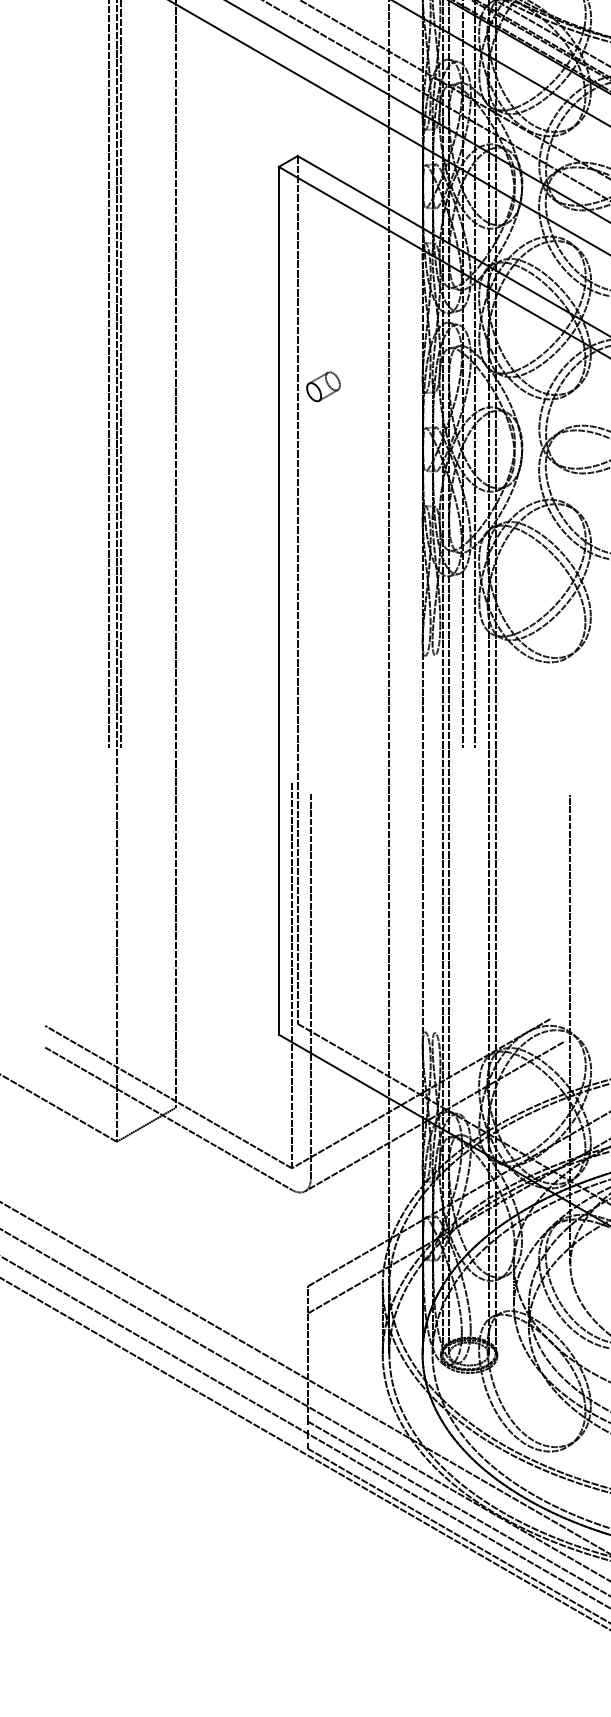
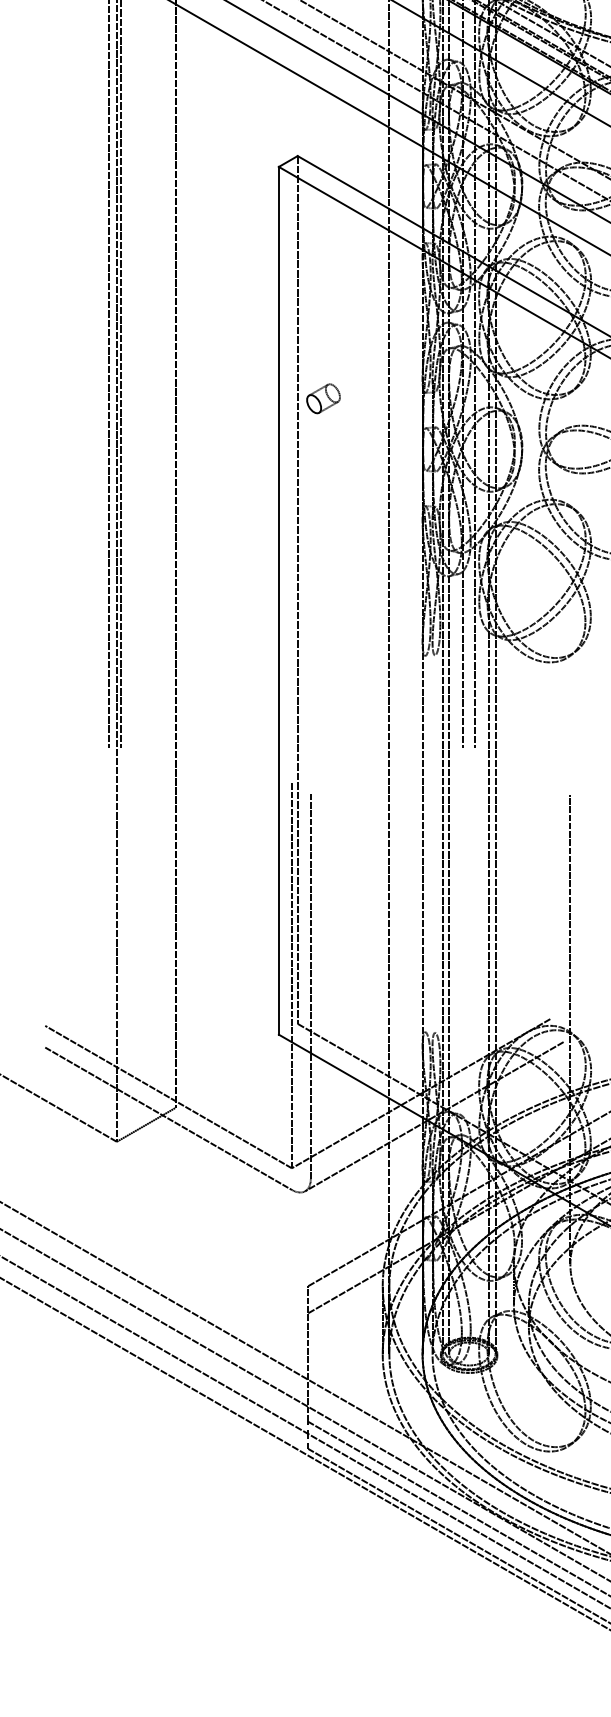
part position: (323, 386) -> (323, 398) (323, 398)
